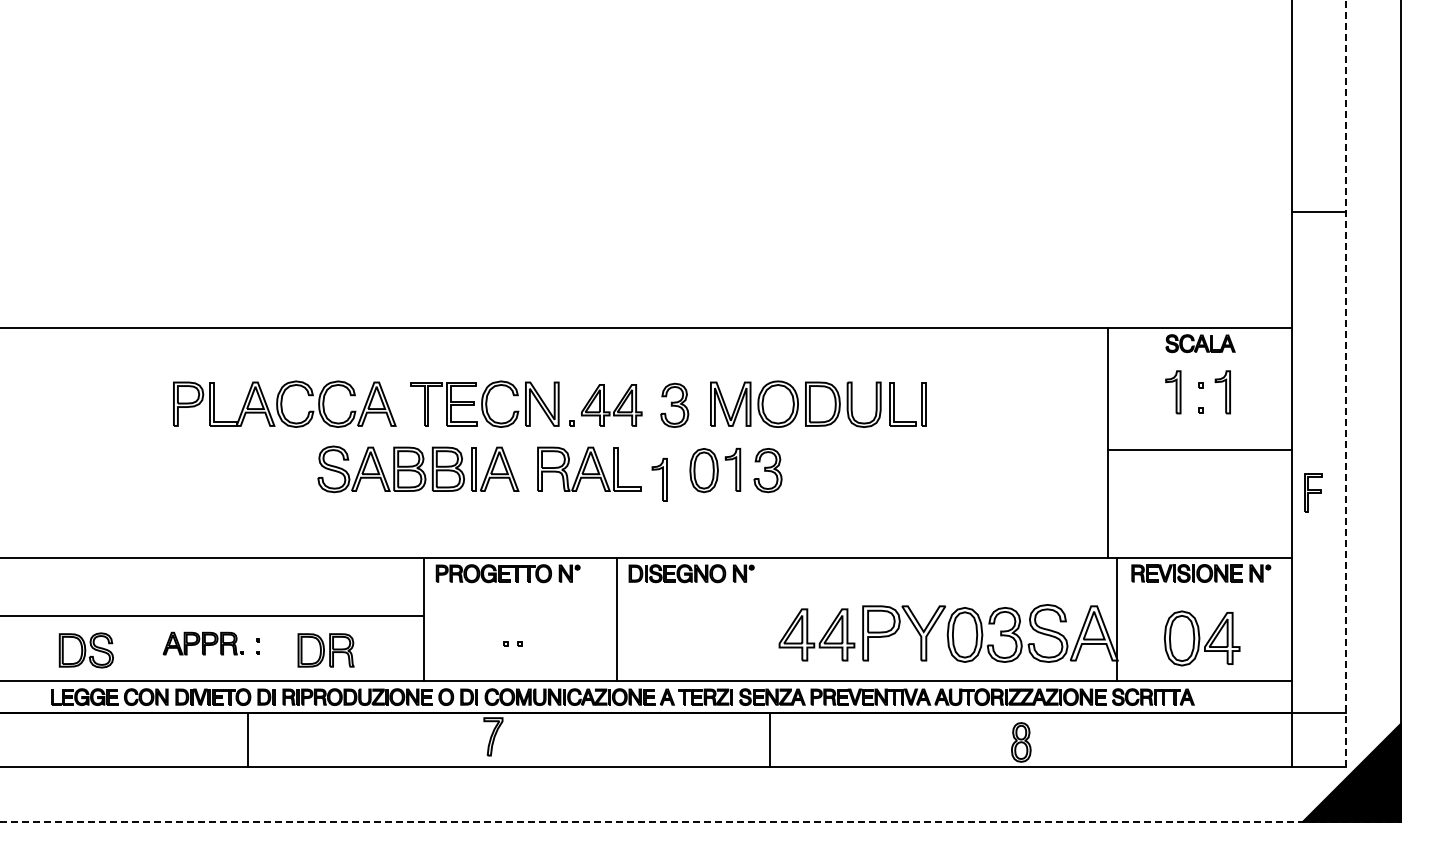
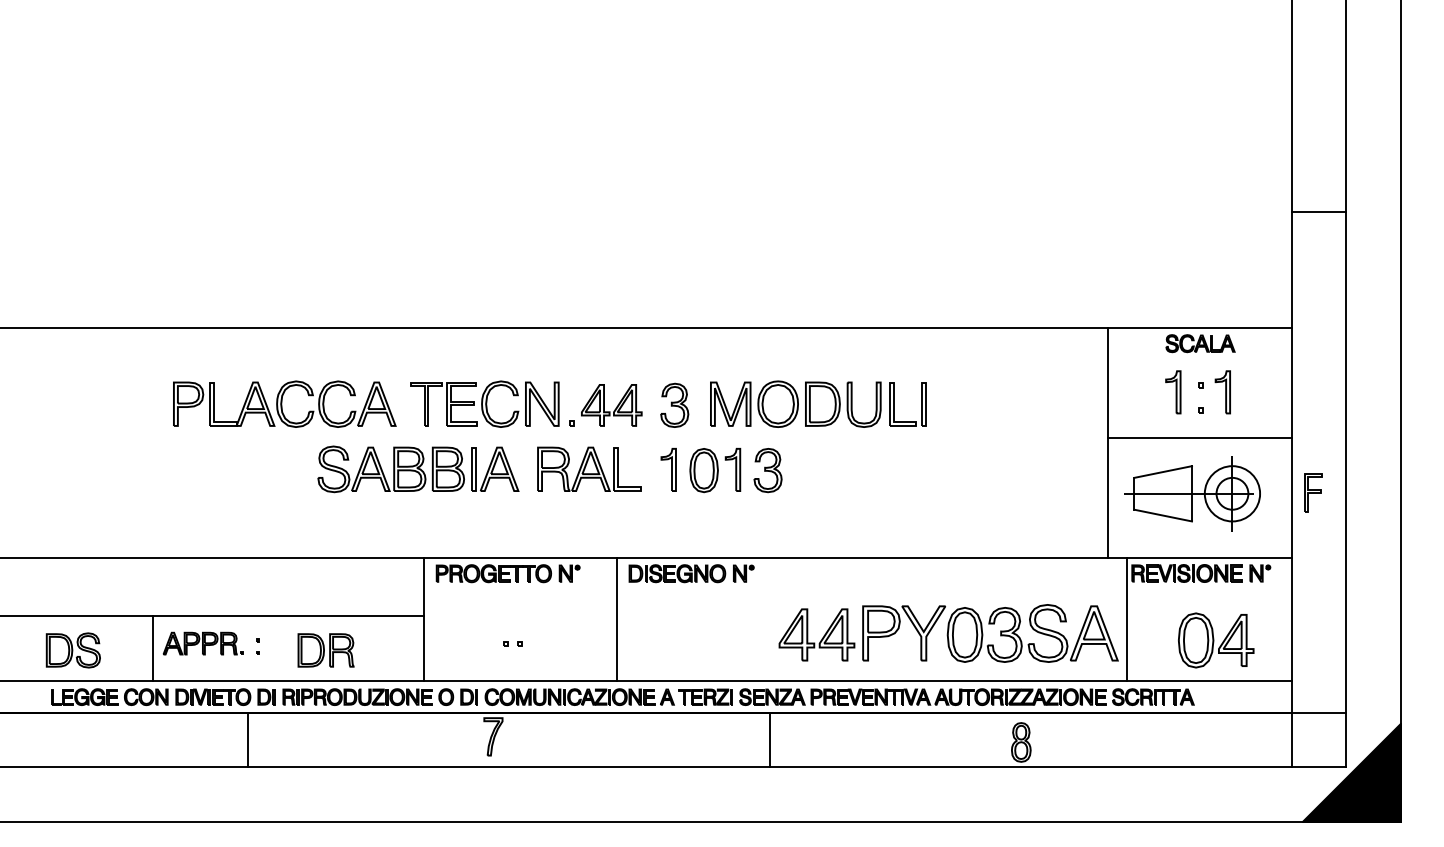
line: dashed -> solid (1346, 383)
line position: (1199, 449) -> (1199, 437) (1199, 437)
part position: (659, 479) -> (668, 469) (668, 469)
part: none -> present (1192, 493)
line position: (1117, 619) -> (1127, 619) (1127, 619)
part position: (1202, 638) -> (1216, 640) (1216, 640)
line: none -> present (152, 647)
part position: (85, 650) -> (72, 650) (72, 650)
line: dashed -> solid (700, 821)
